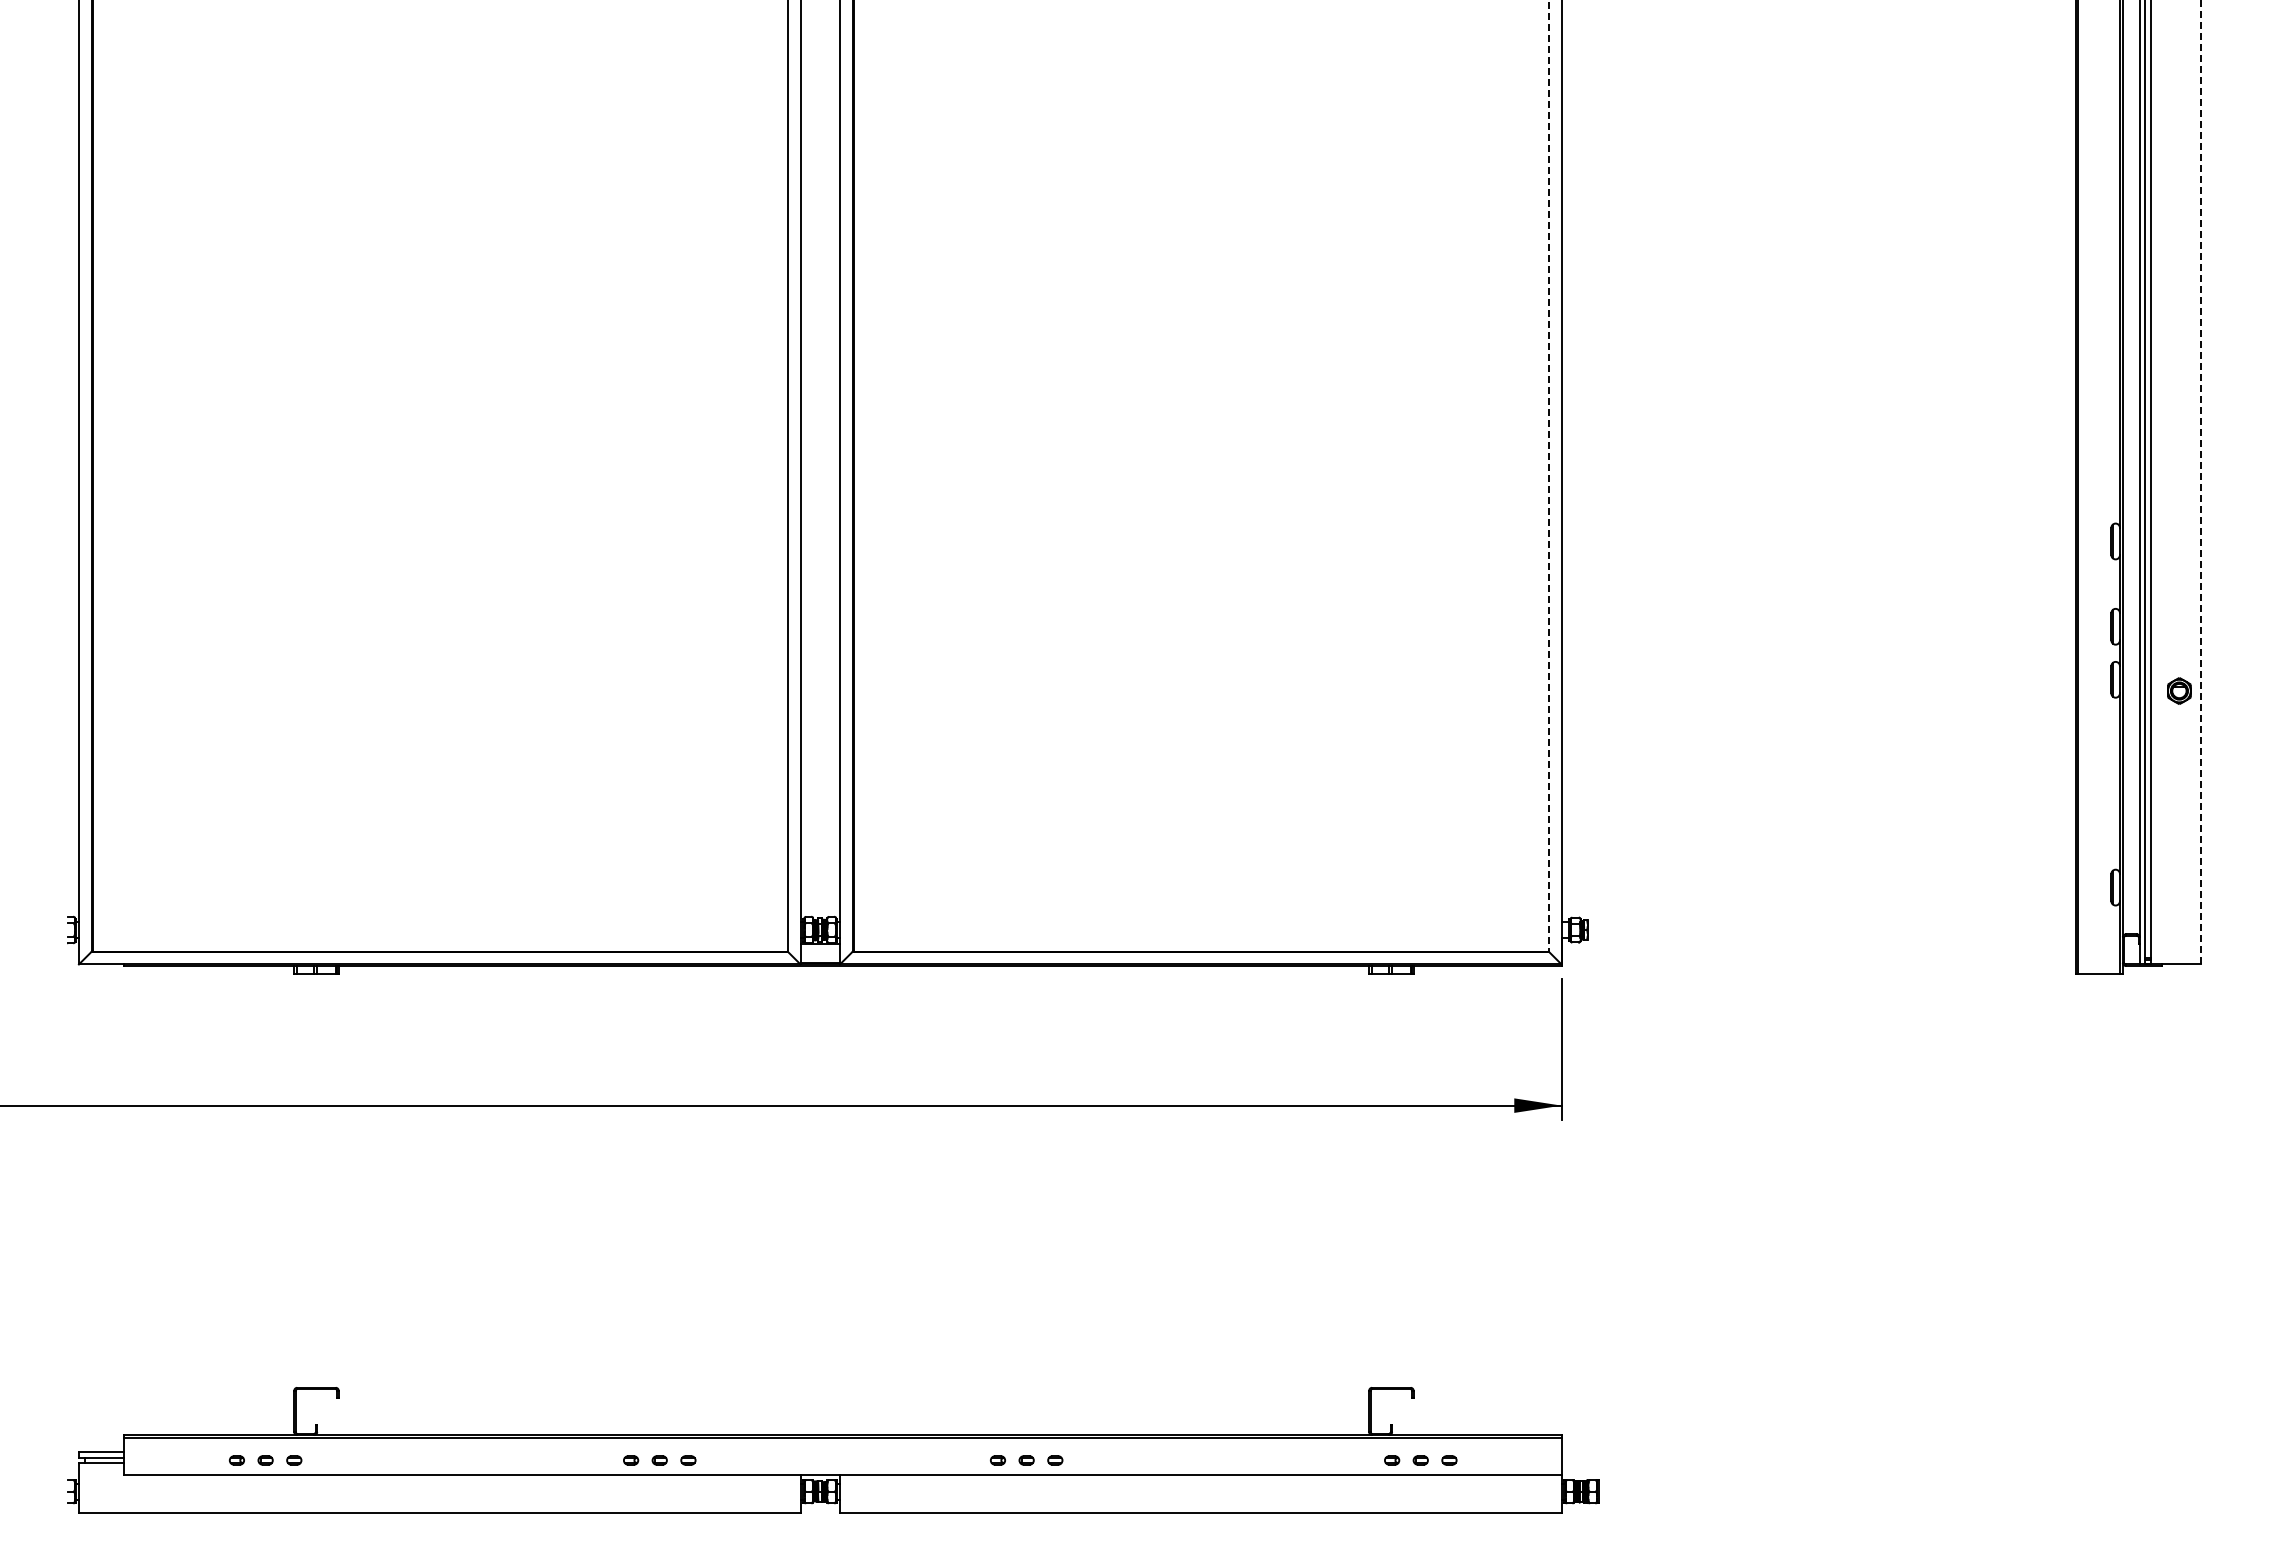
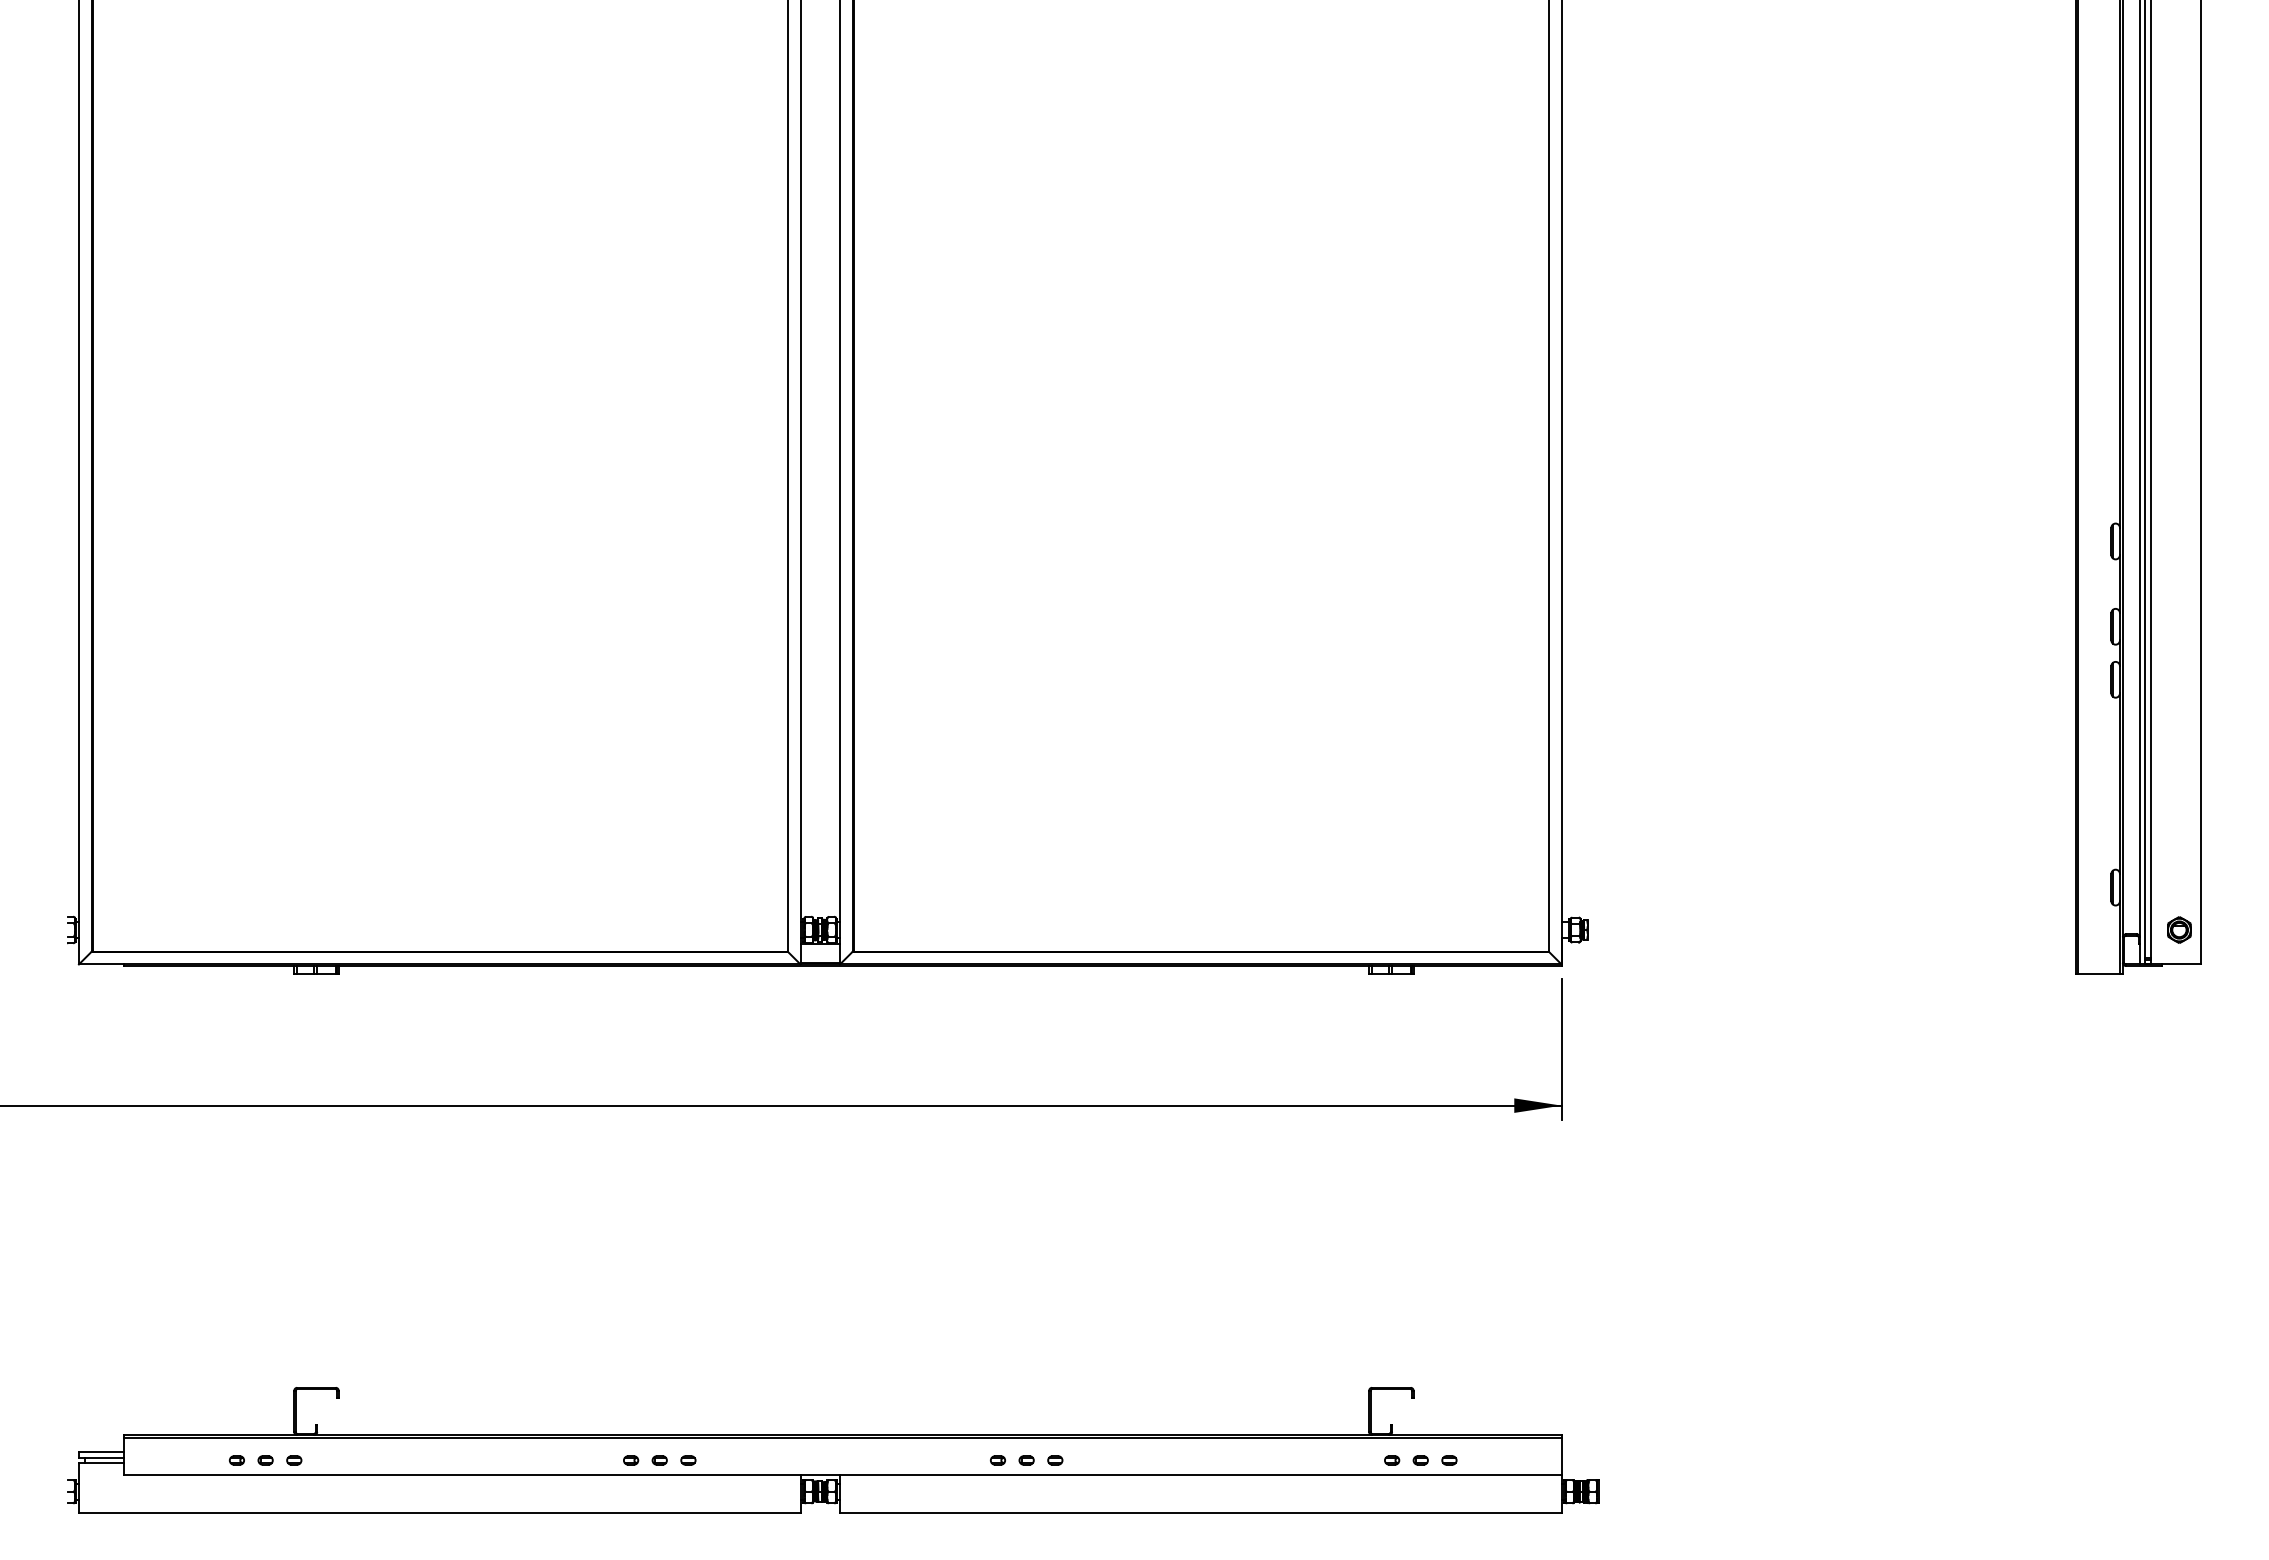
line: dashed -> solid (1548, 476)
line: dashed -> solid (2200, 482)
part position: (2179, 690) -> (2179, 929) (2179, 929)
